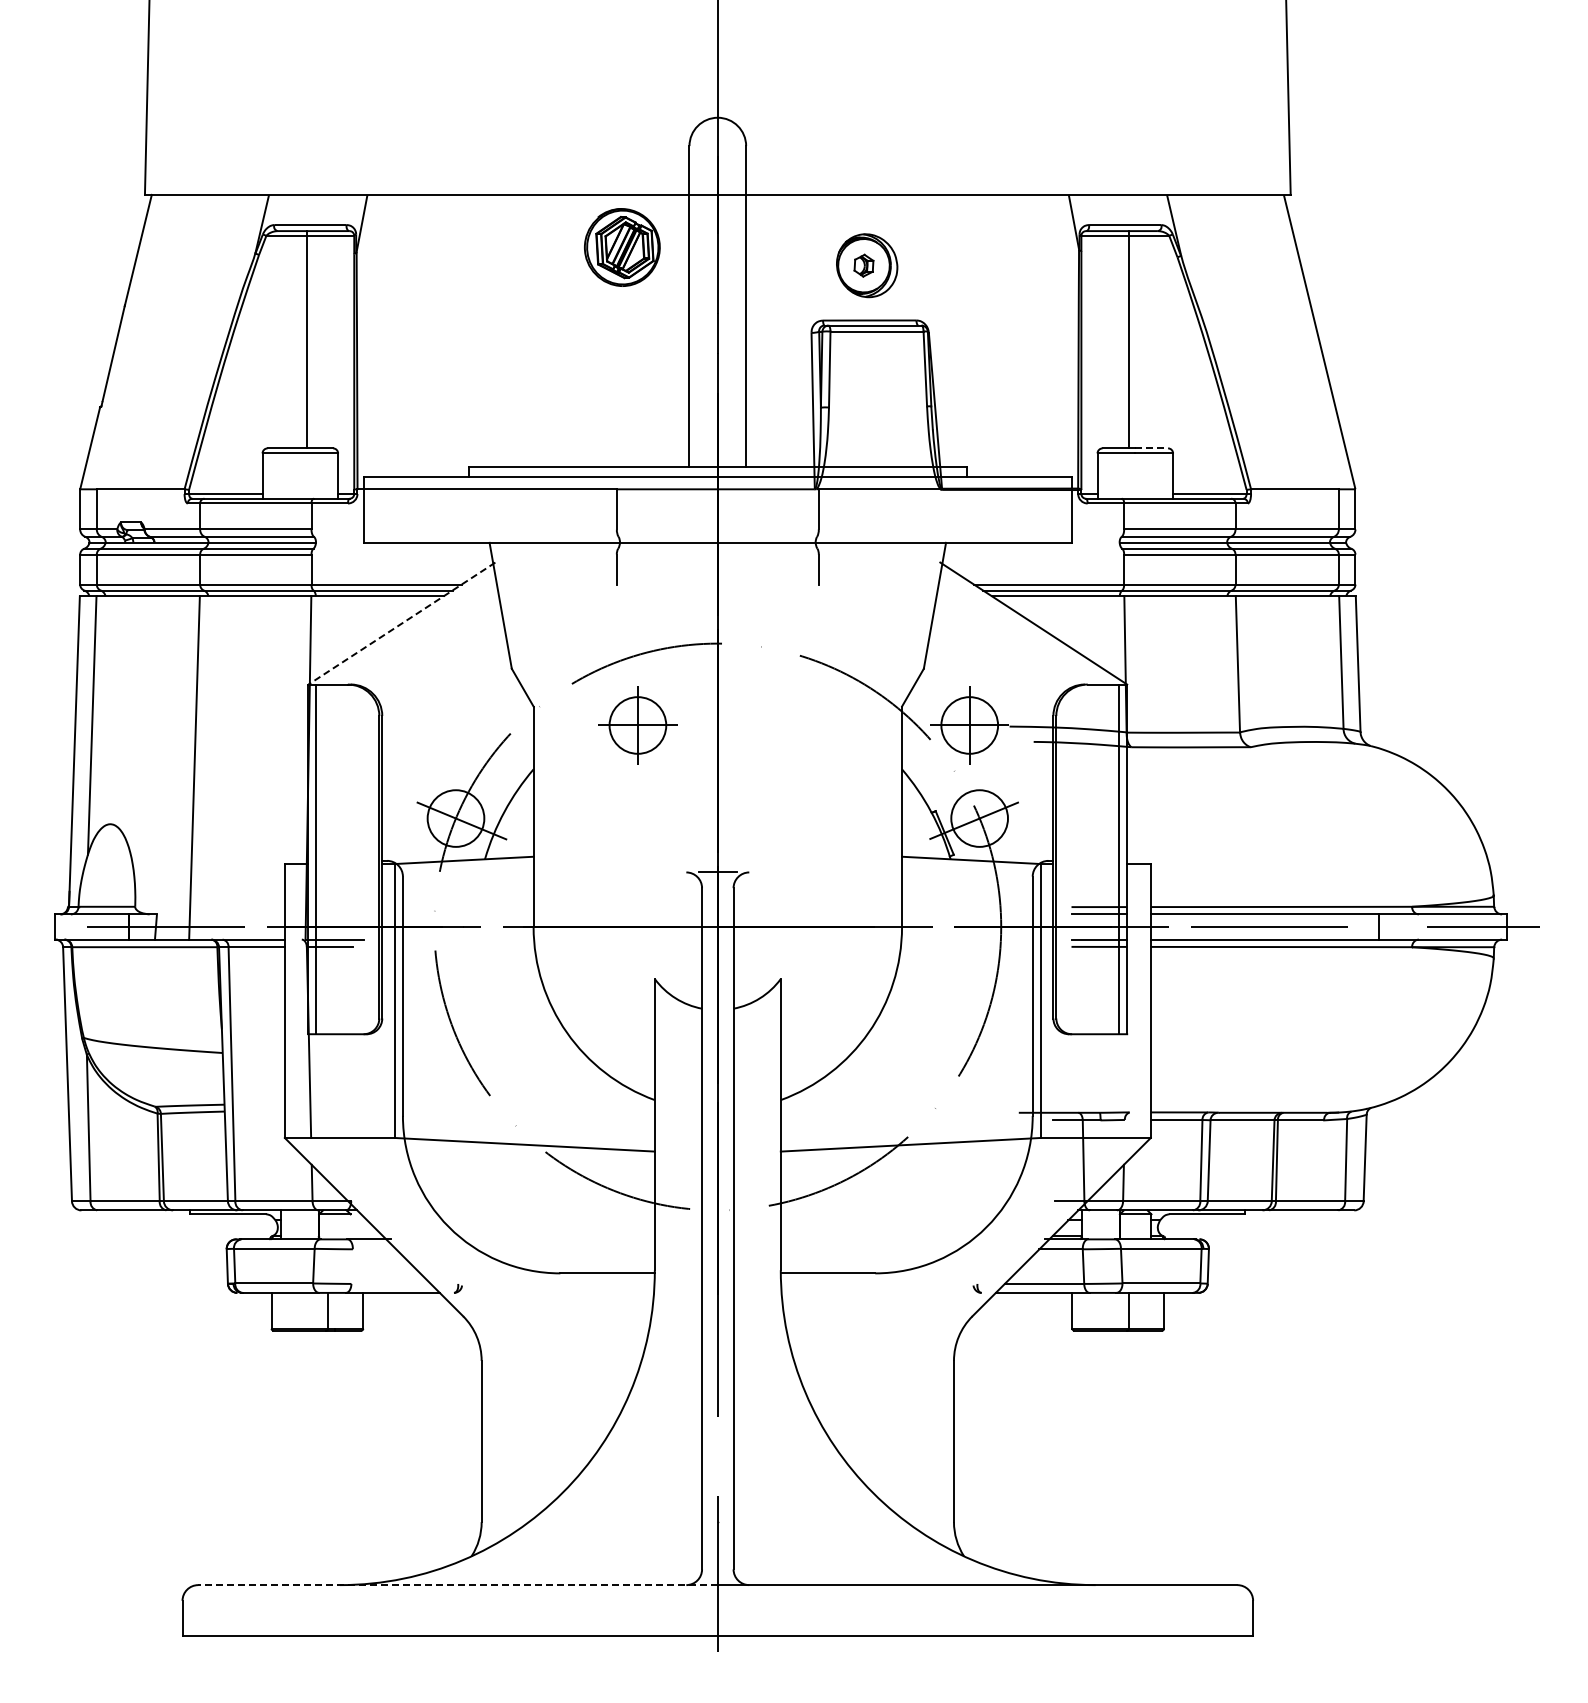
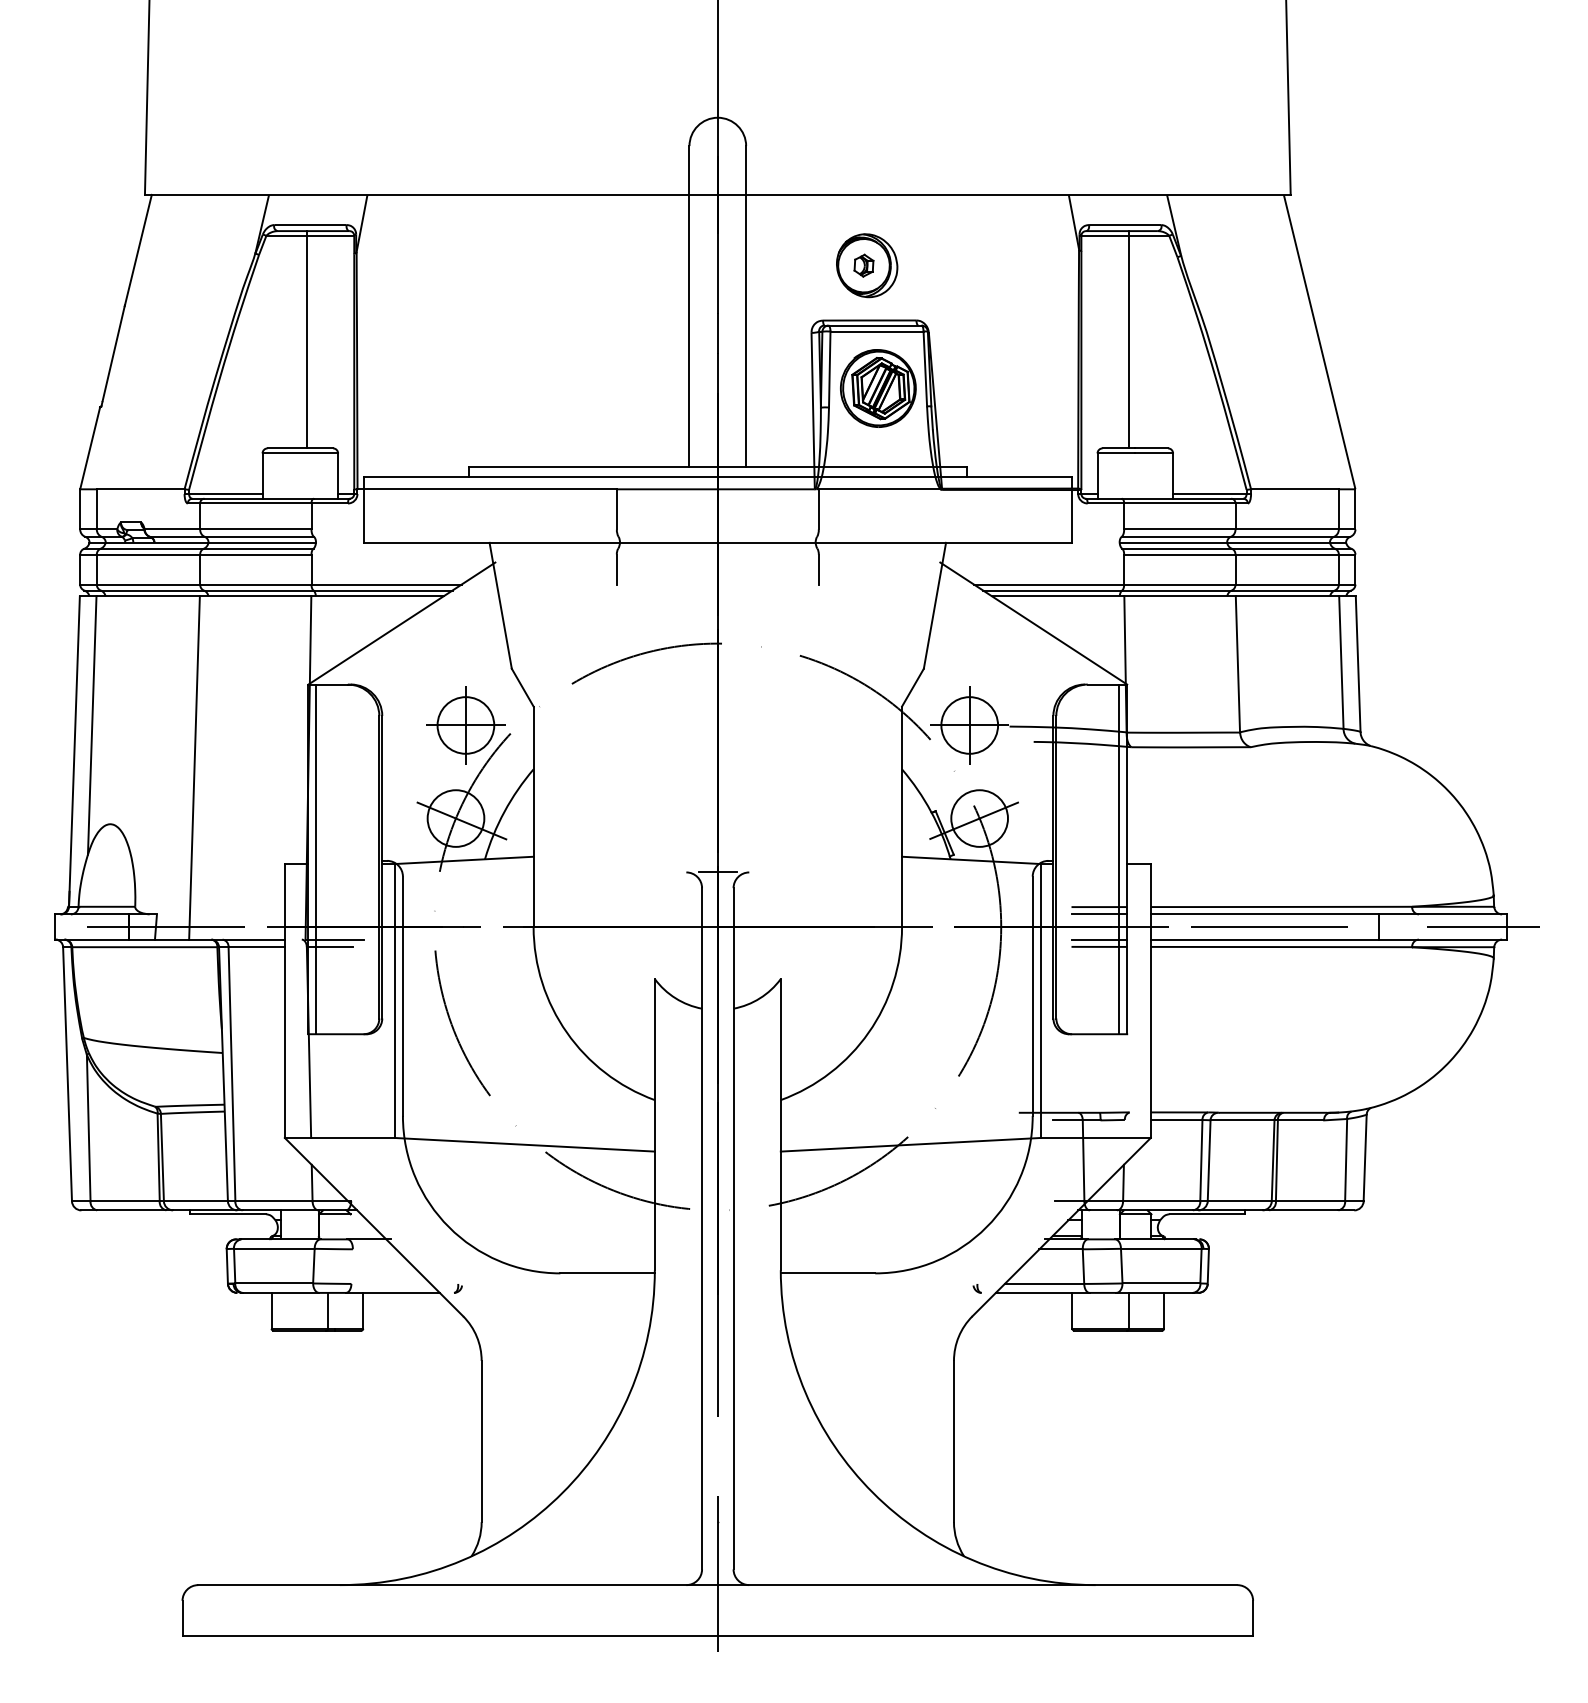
part position: (622, 247) -> (878, 388) (878, 388)
line: dashed -> solid (1152, 448)
line: dashed -> solid (401, 623)
part position: (637, 725) -> (465, 725) (465, 725)
line: dashed -> solid (458, 1585)
